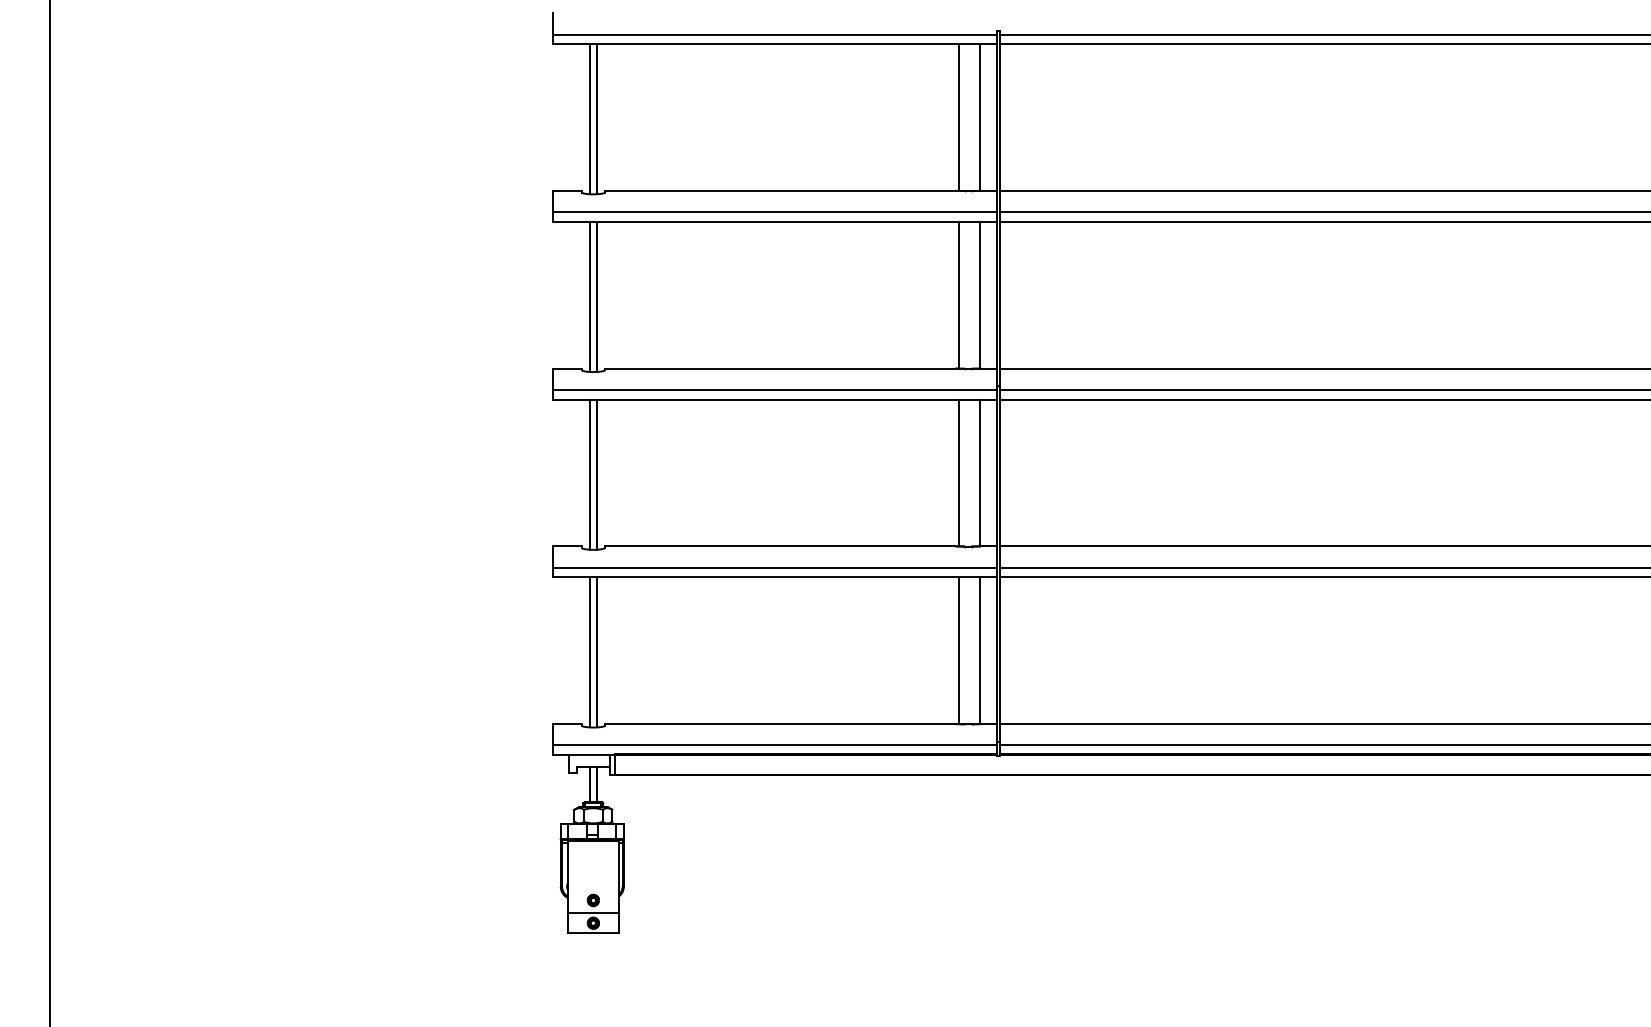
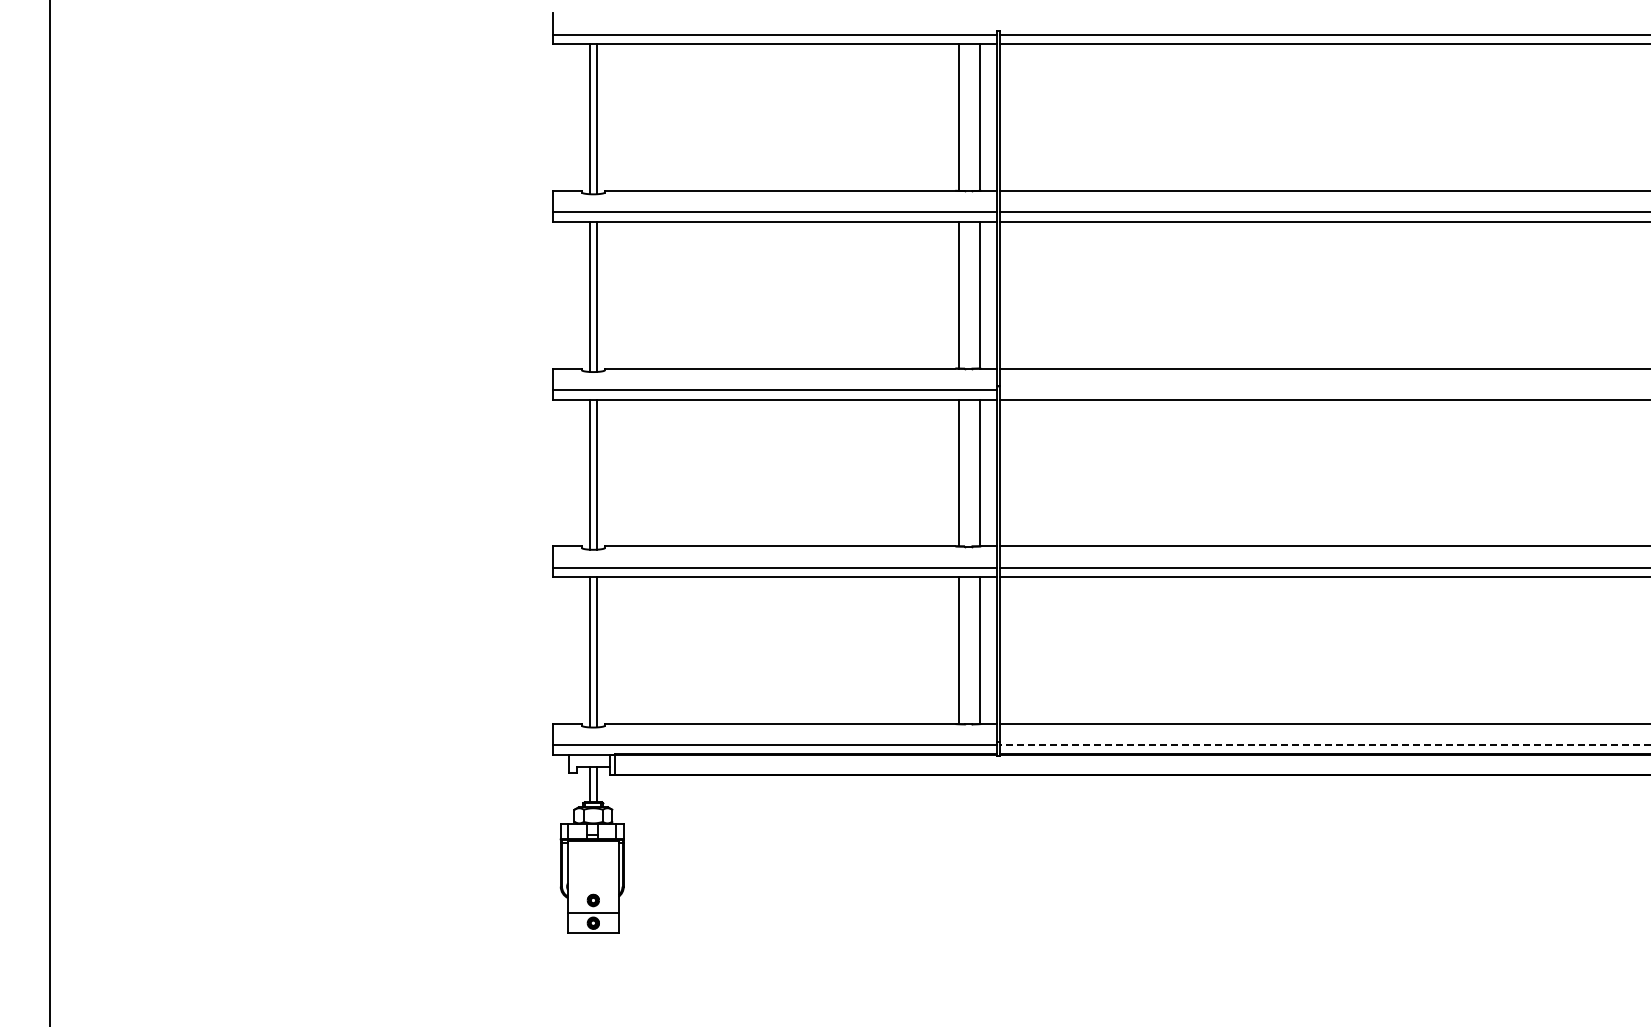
line: present -> none (1323, 390)
line: solid -> dashed (1324, 745)
